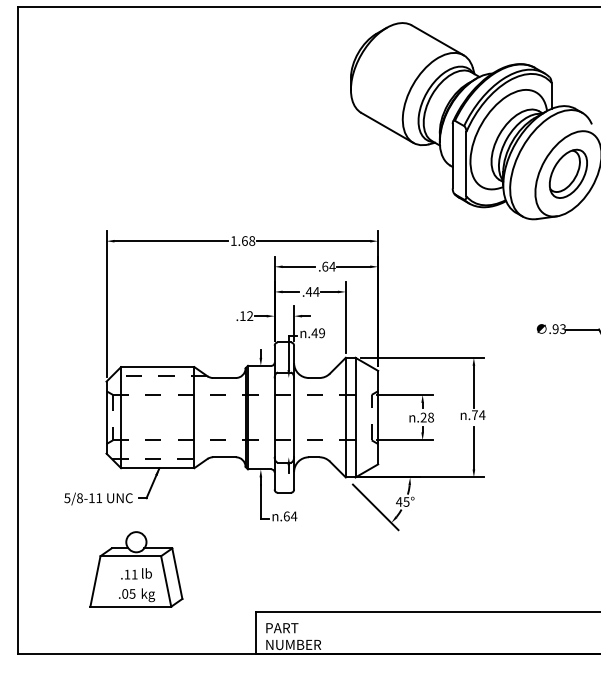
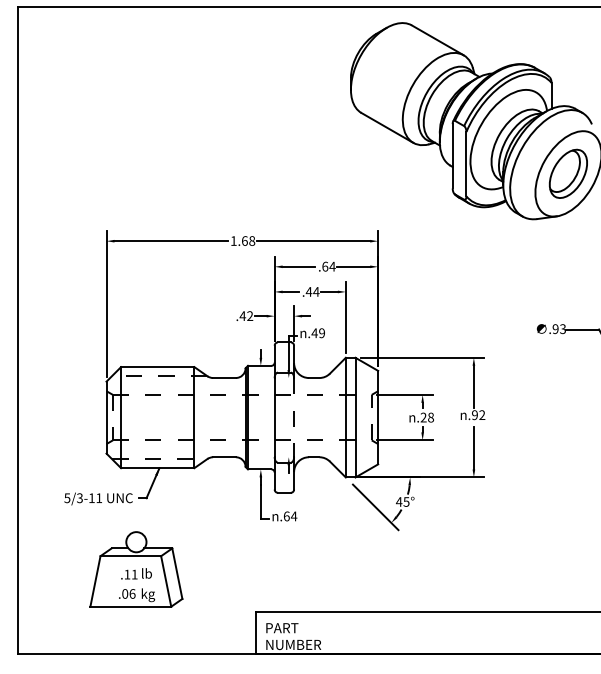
text: .12 -> .42 (242, 315)
text: .74 -> .92 (478, 415)
line: solid -> dashed (294, 418)
text: 5/8-11 -> 5/3-11 (79, 497)
text: .05 -> .06 (132, 593)
